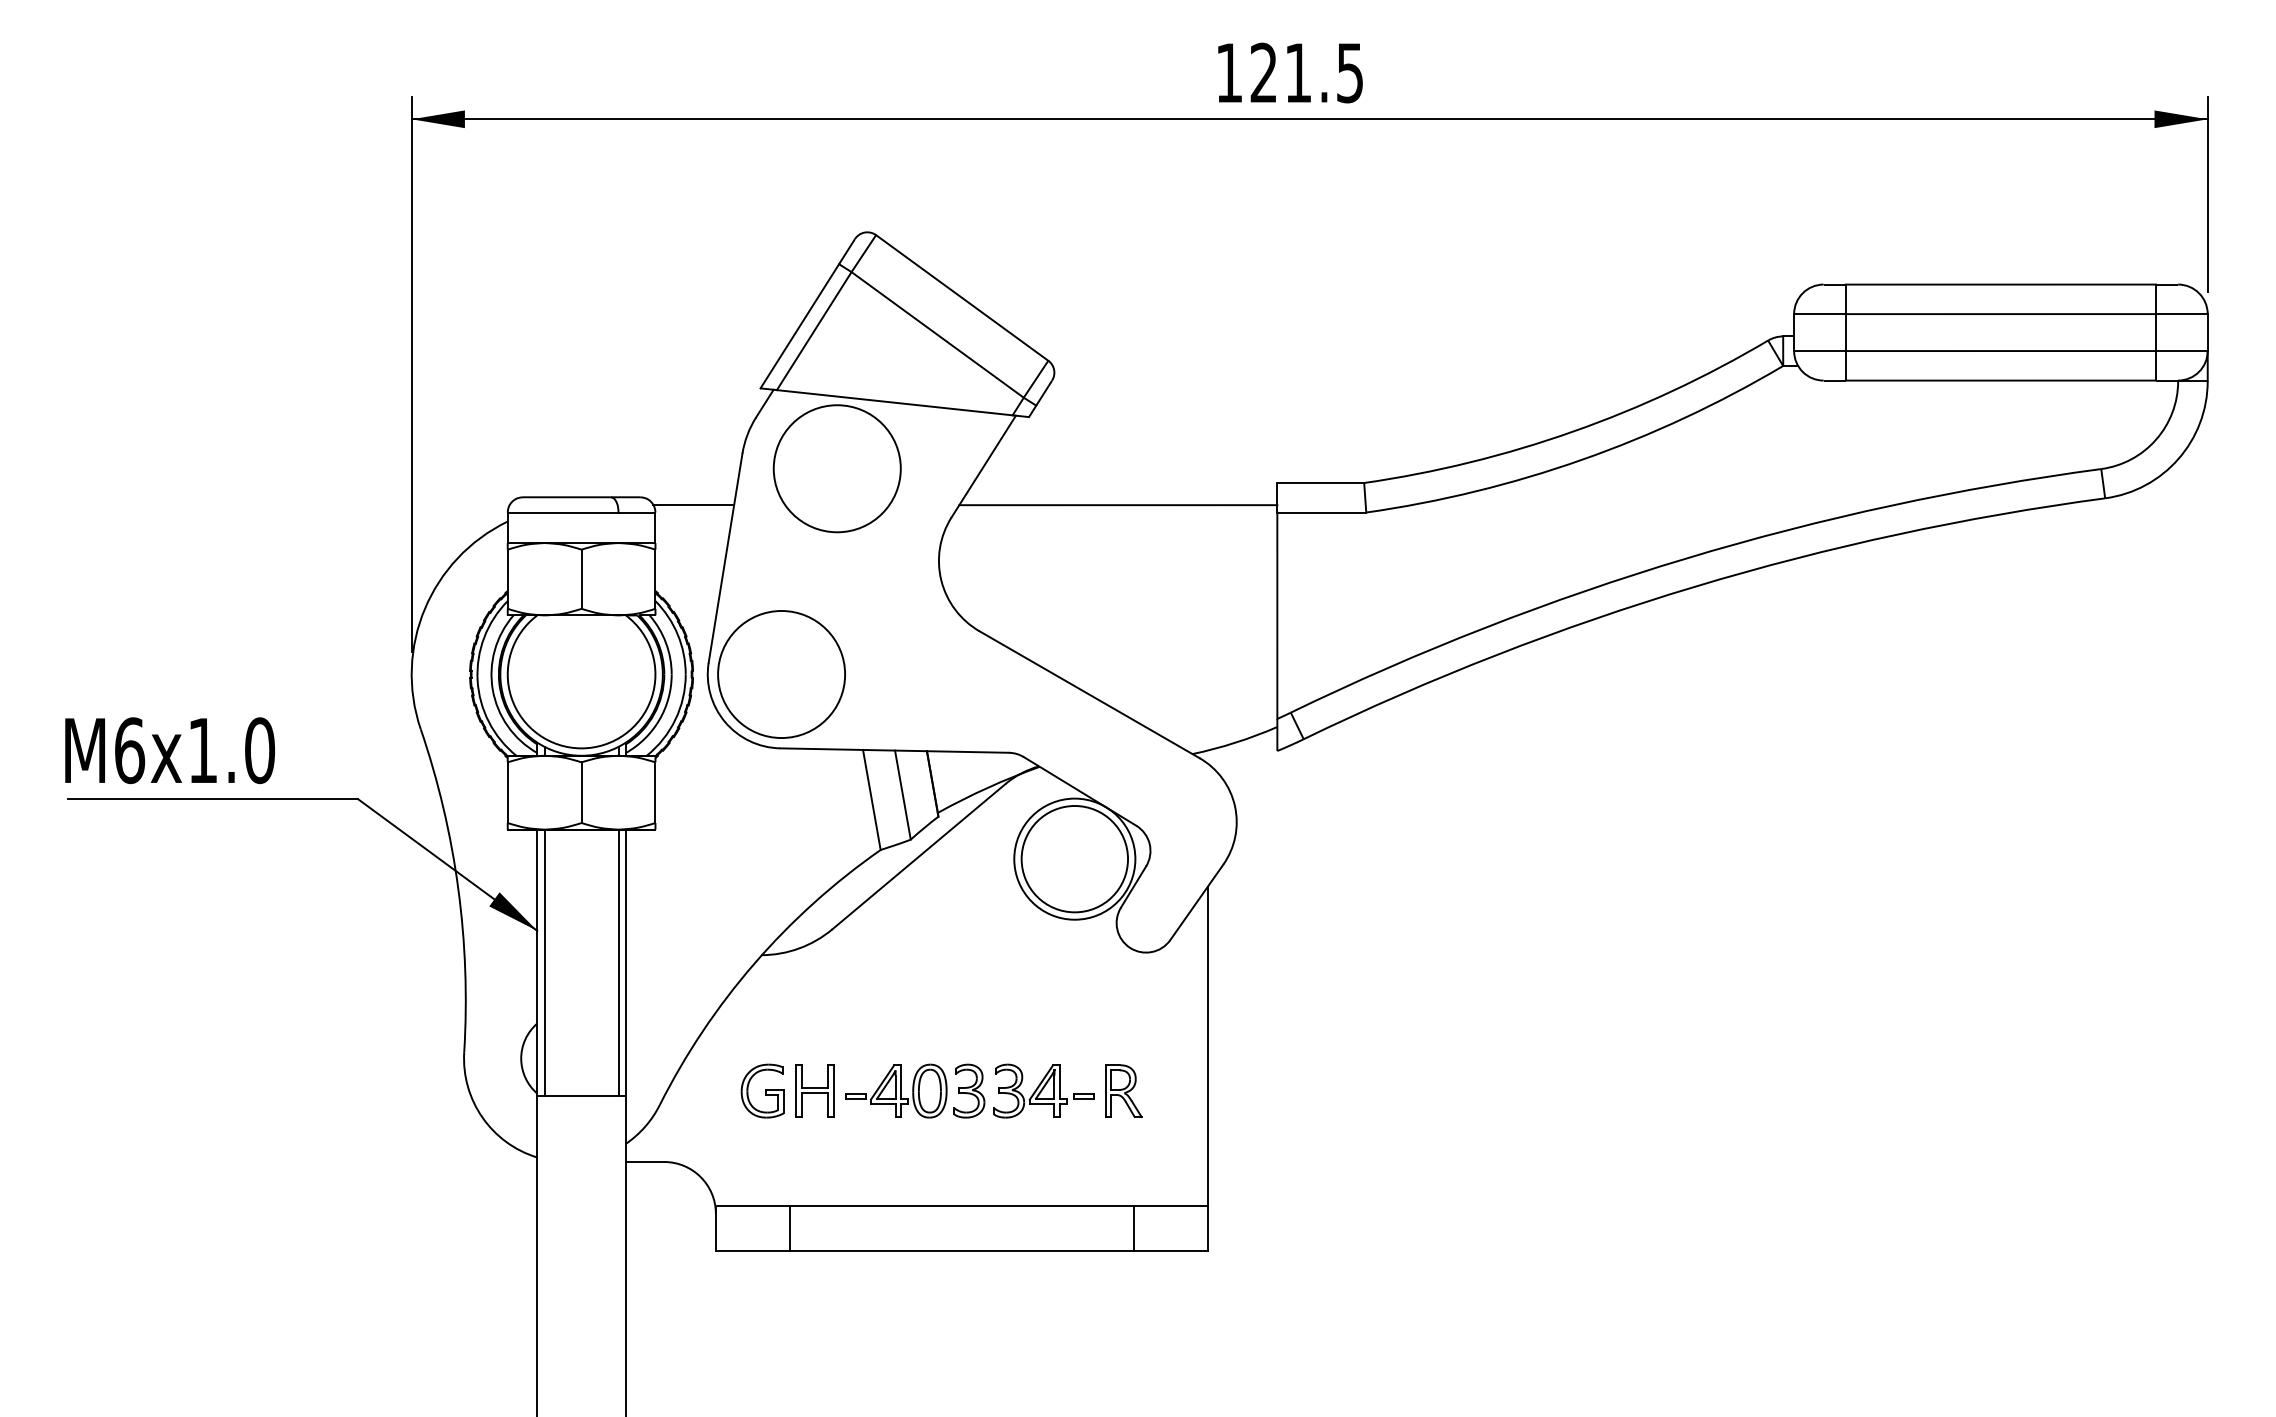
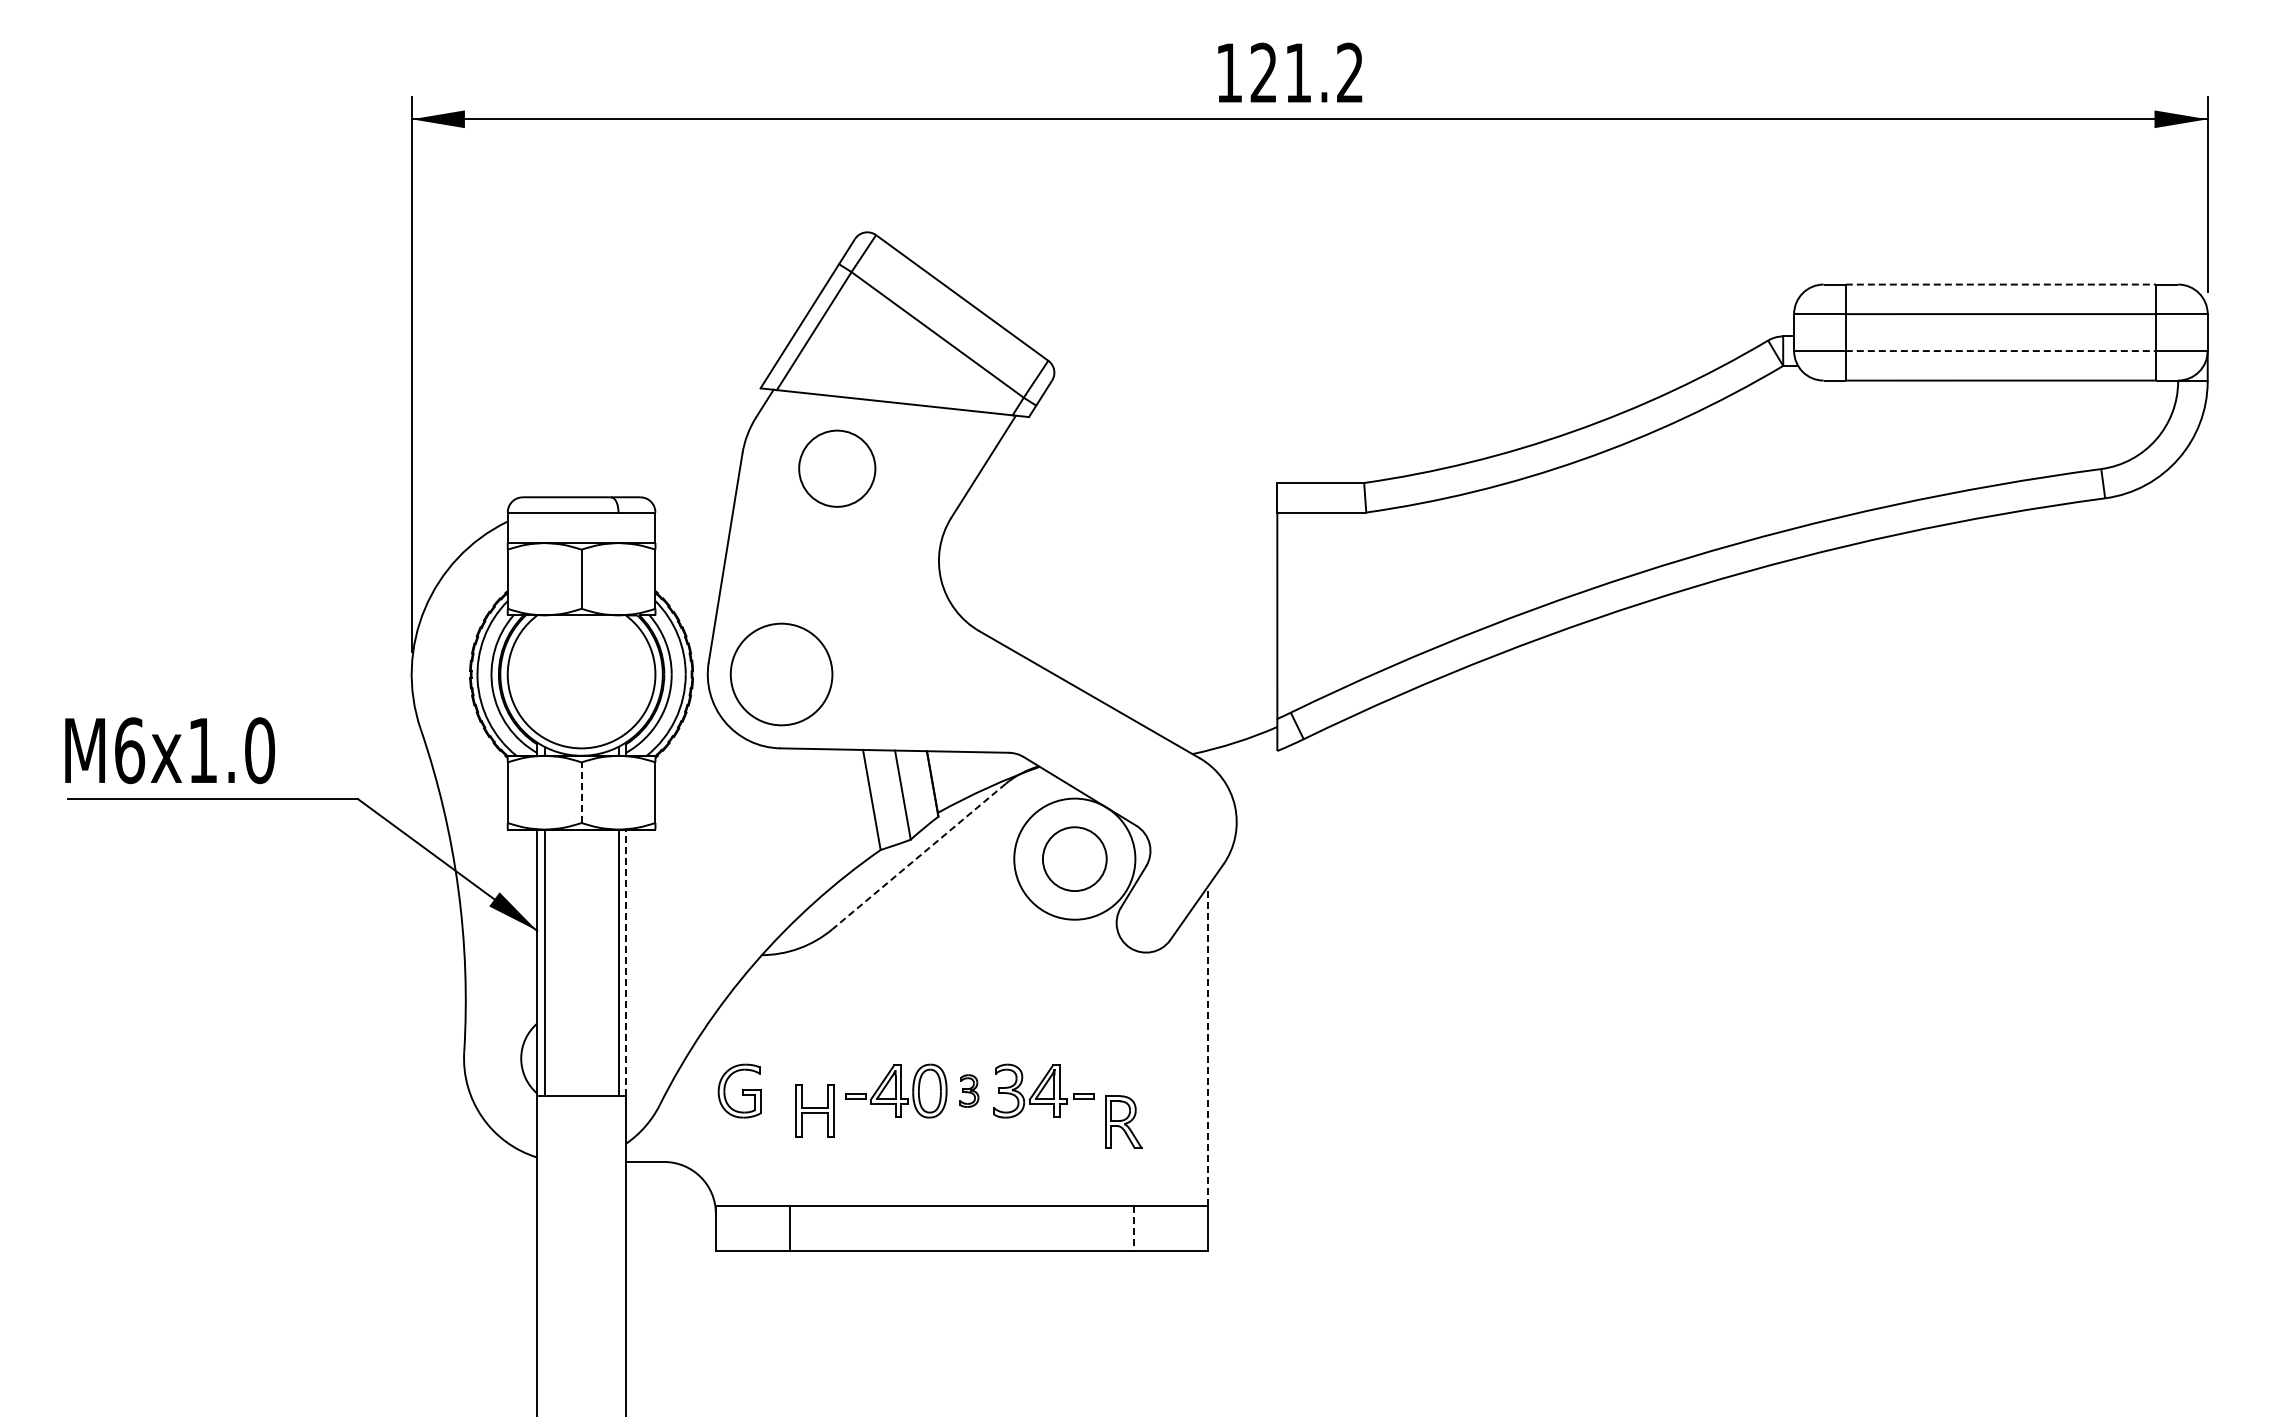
text: 121.5 -> 121.2 (1349, 72)
line: solid -> dashed (2001, 284)
line: solid -> dashed (2001, 351)
circle diameter: 127 px -> 76 px (837, 468)
line: present -> none (693, 504)
line: present -> none (1118, 505)
circle diameter: 127 px -> 102 px (781, 674)
line: solid -> dashed (581, 792)
line: solid -> dashed (918, 856)
circle diameter: 106 px -> 64 px (1074, 859)
line: solid -> dashed (625, 962)
line: solid -> dashed (1207, 1046)
part position: (762, 1090) -> (739, 1090) (739, 1090)
part position: (814, 1090) -> (814, 1110) (814, 1110)
part size: 33x56 px -> 21x34 px (969, 1090)
part position: (1123, 1090) -> (1123, 1121) (1123, 1121)
line: solid -> dashed (1133, 1228)
